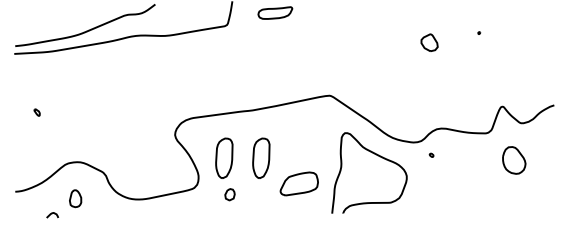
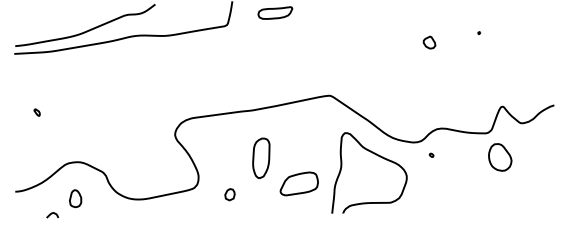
part size: 19x19 px -> 15x15 px (429, 42)
part: present -> none (224, 157)
part position: (514, 160) -> (500, 157) (500, 157)
